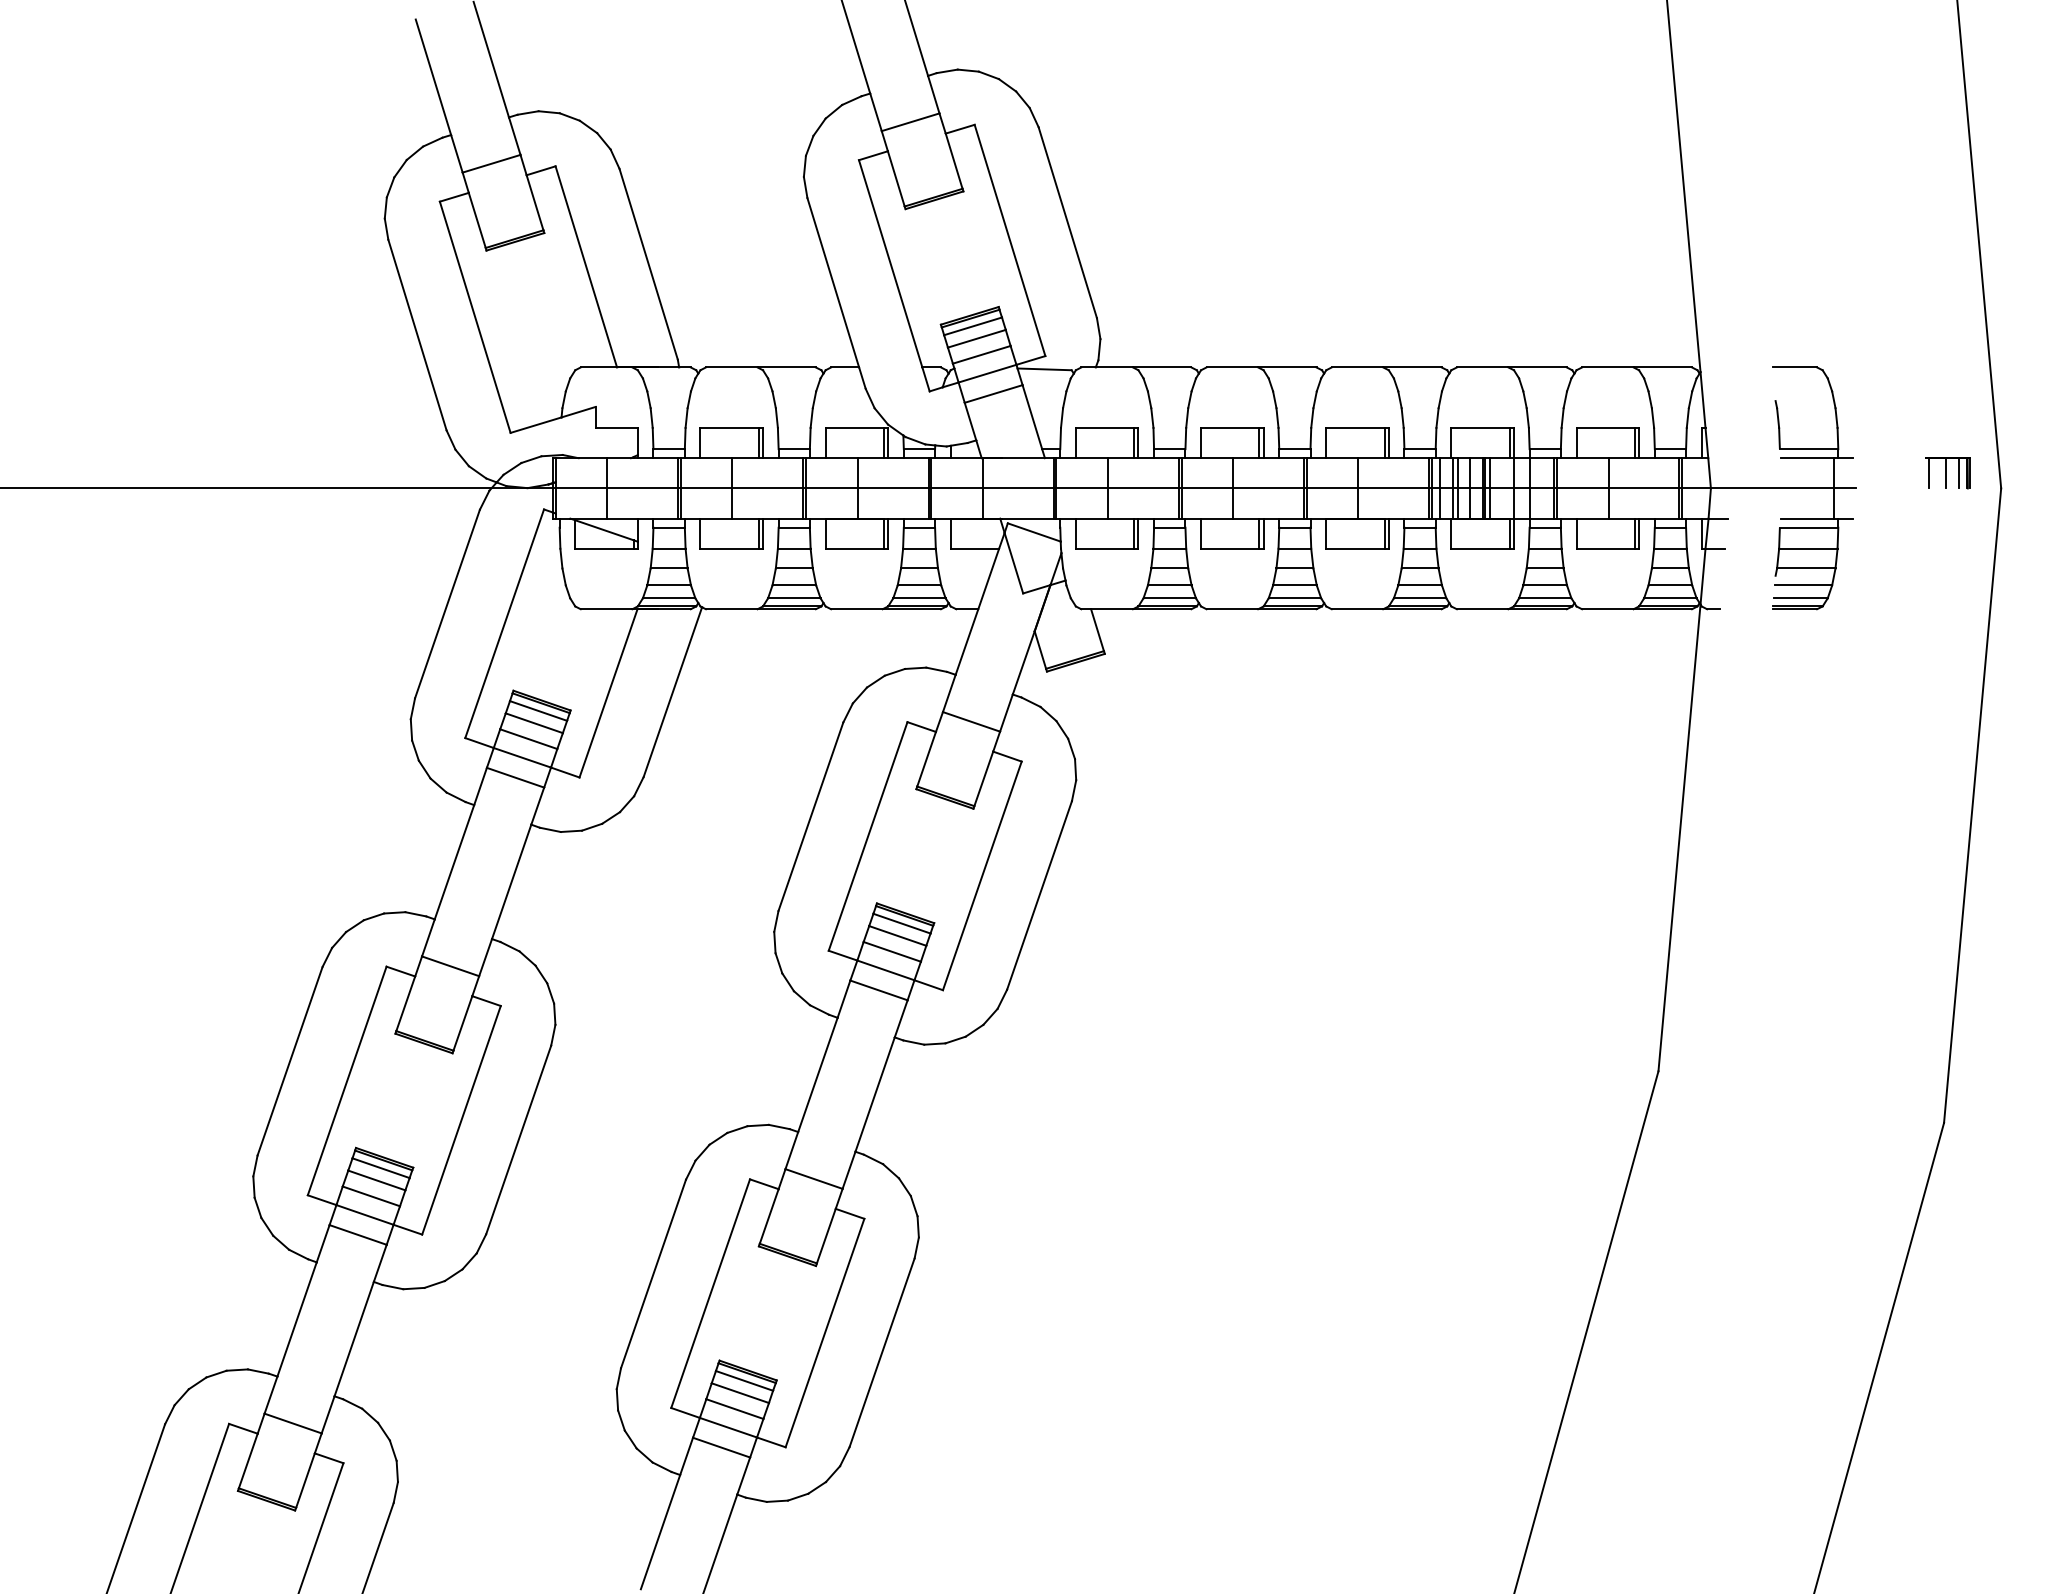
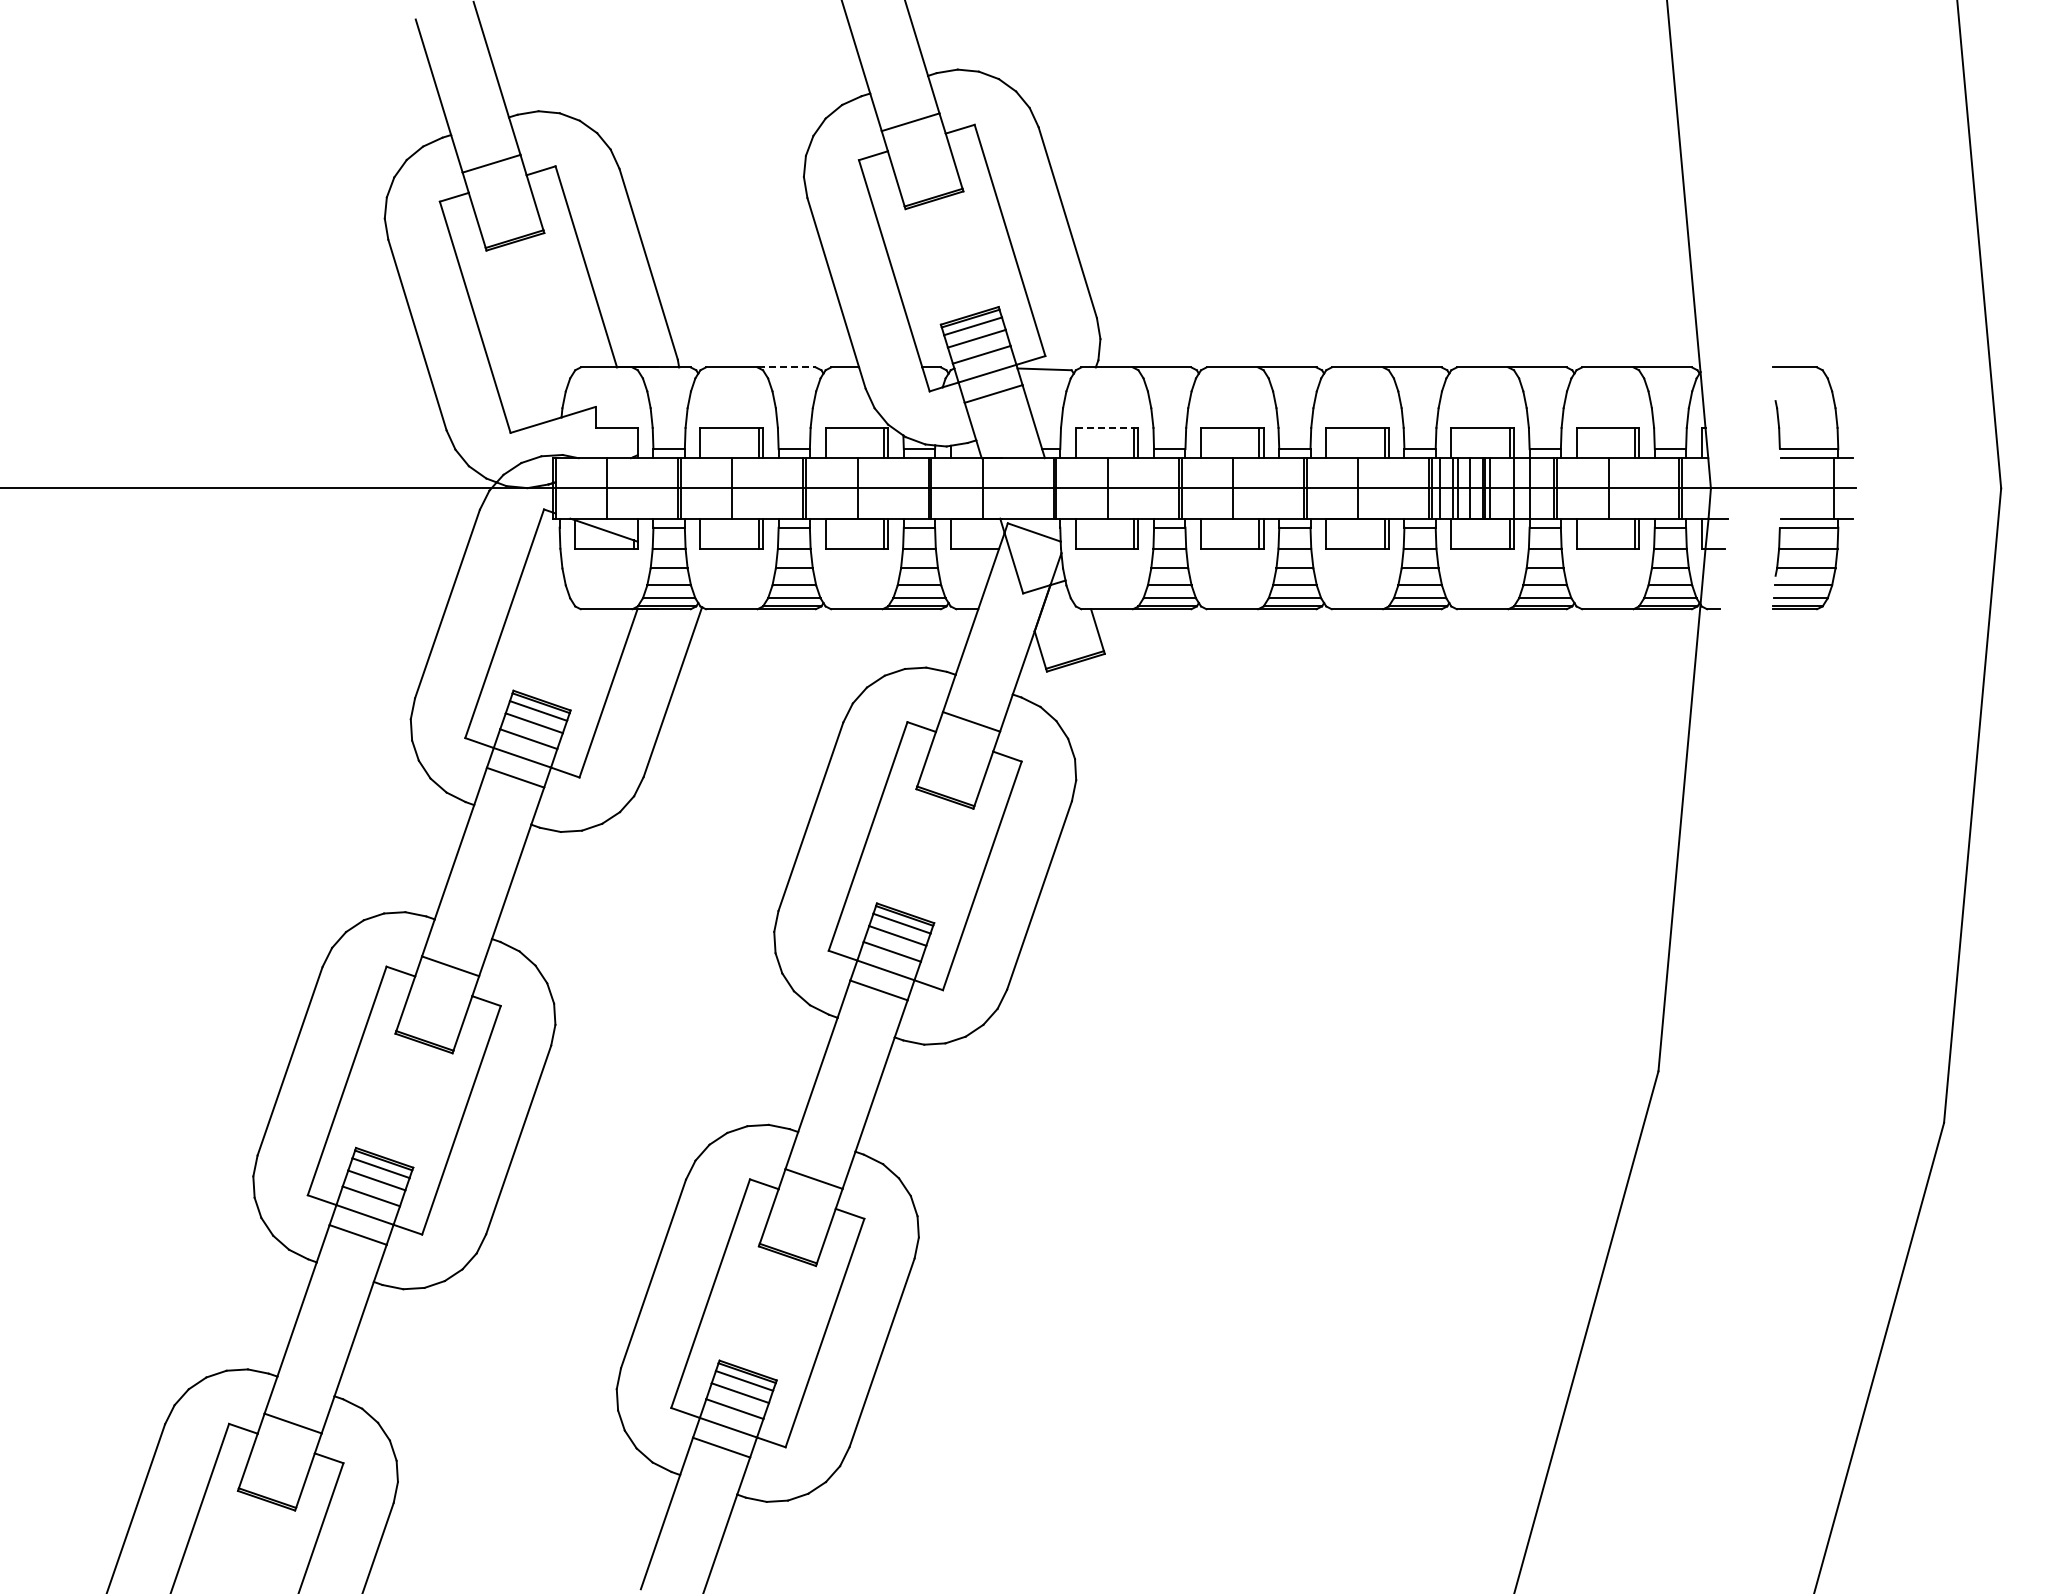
line: solid -> dashed (787, 367)
line: solid -> dashed (1105, 427)
part: present -> none (1947, 473)
